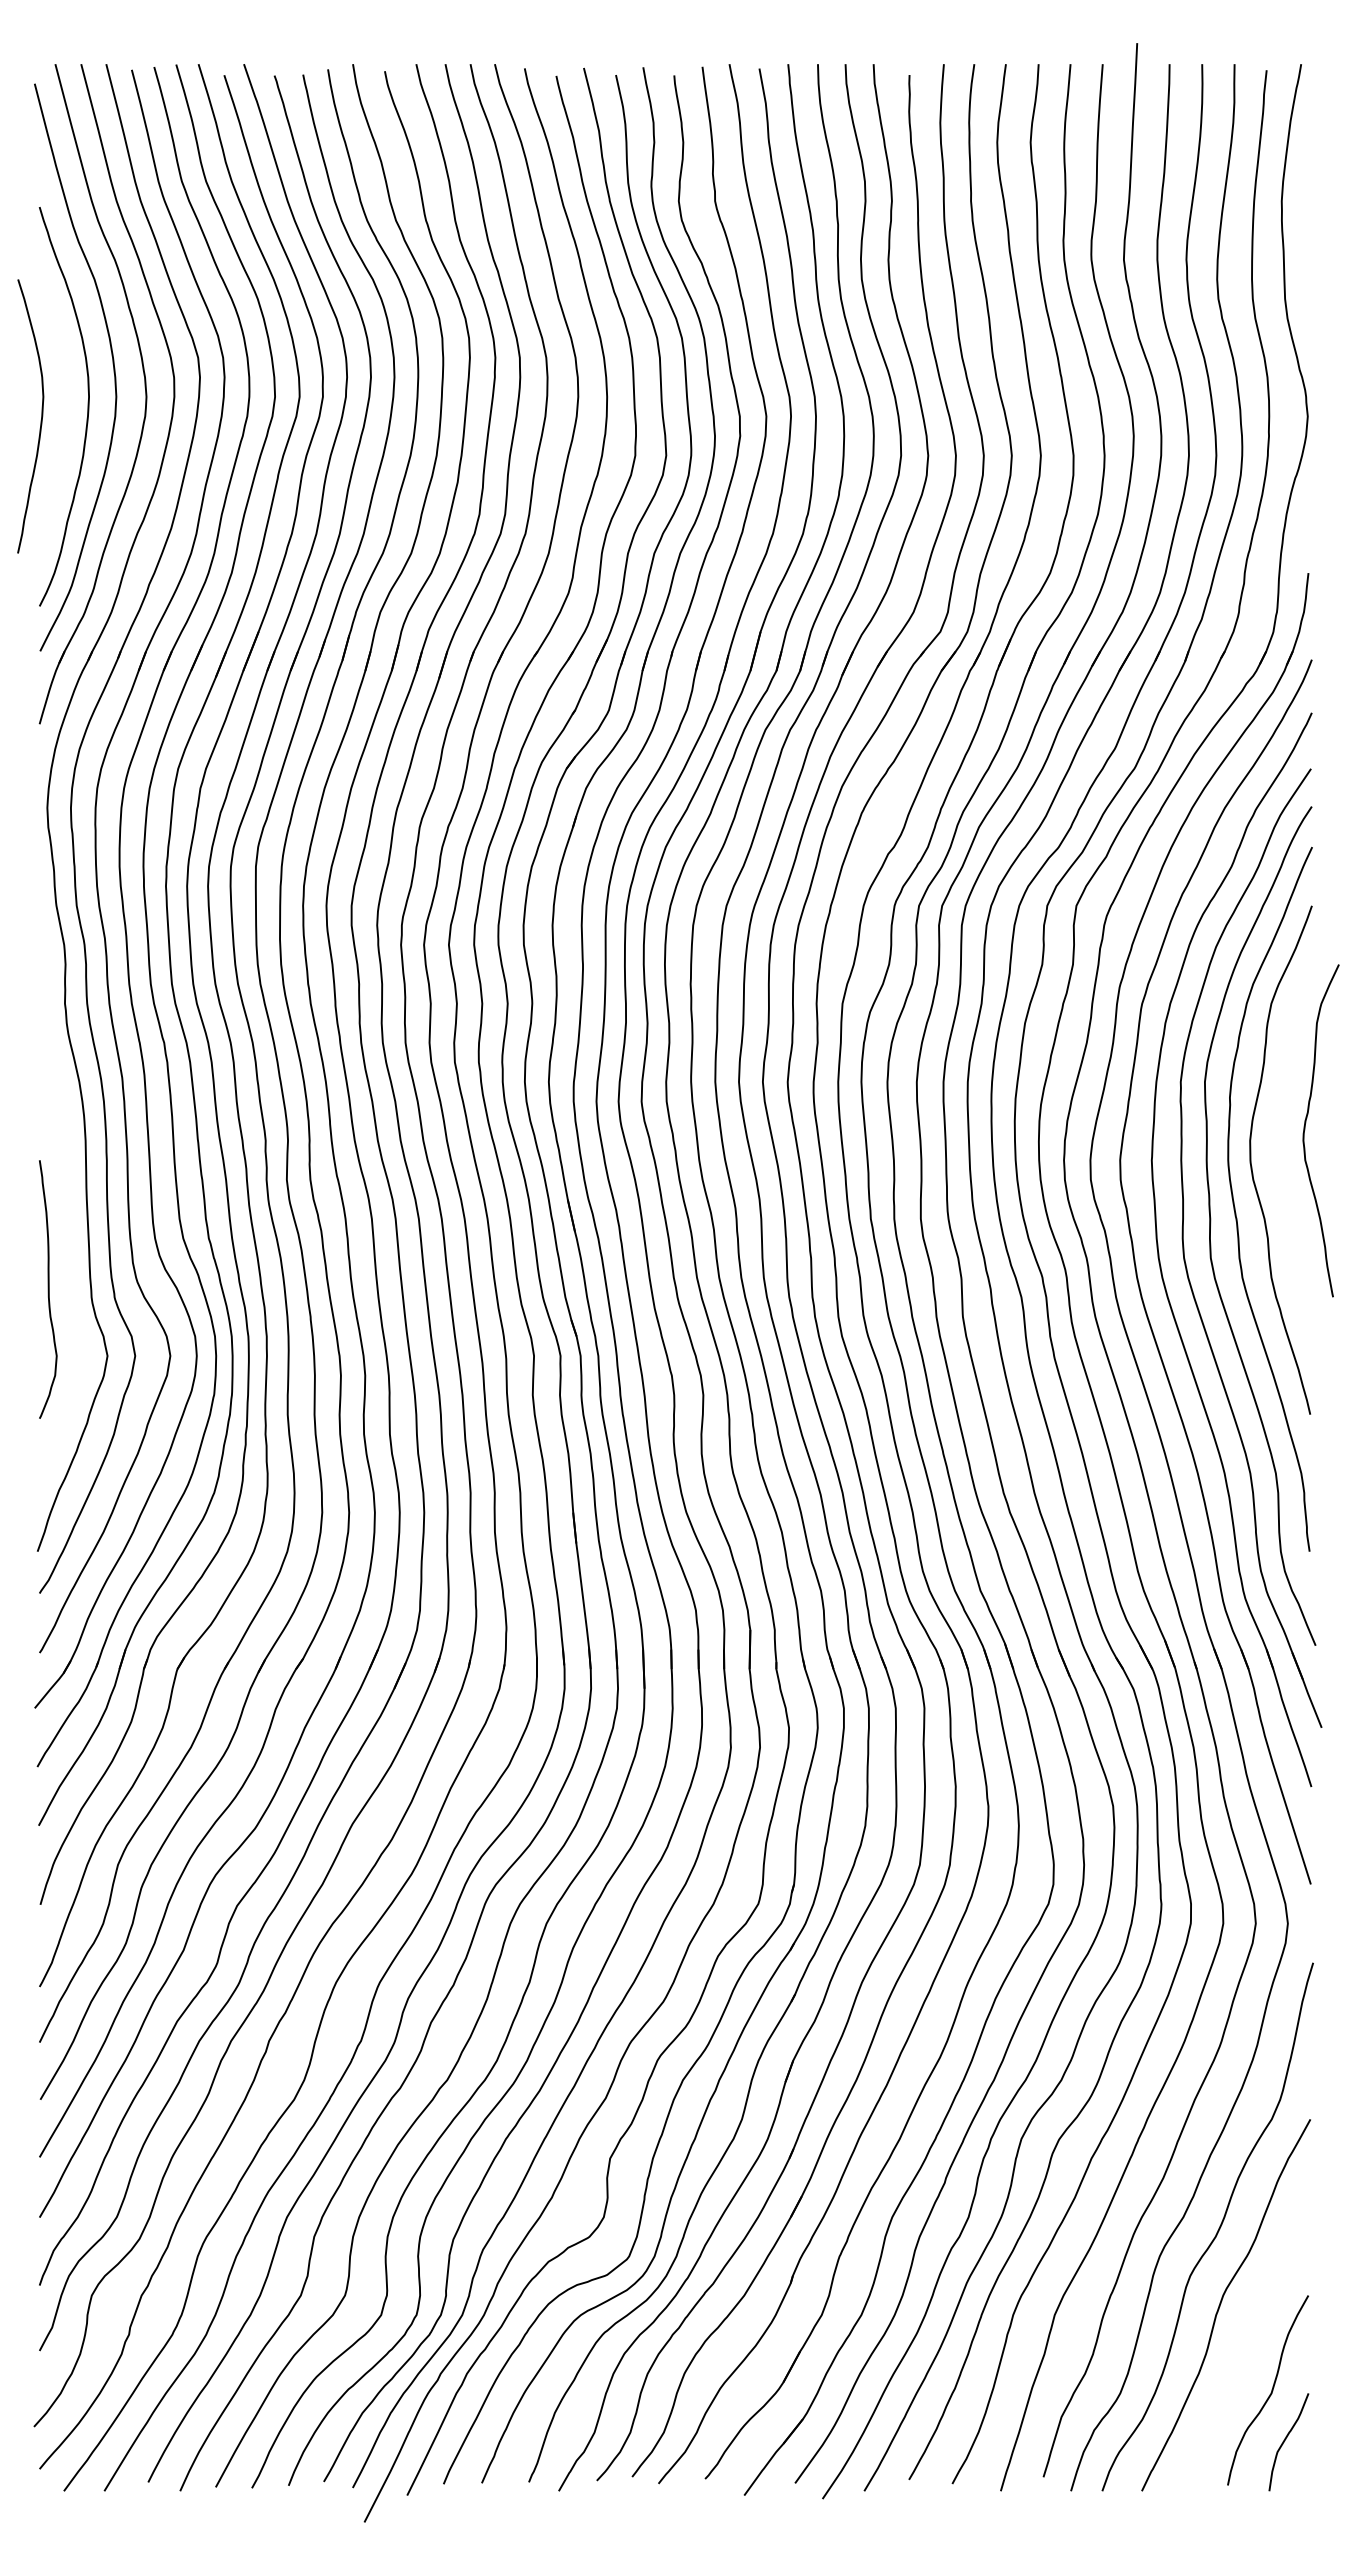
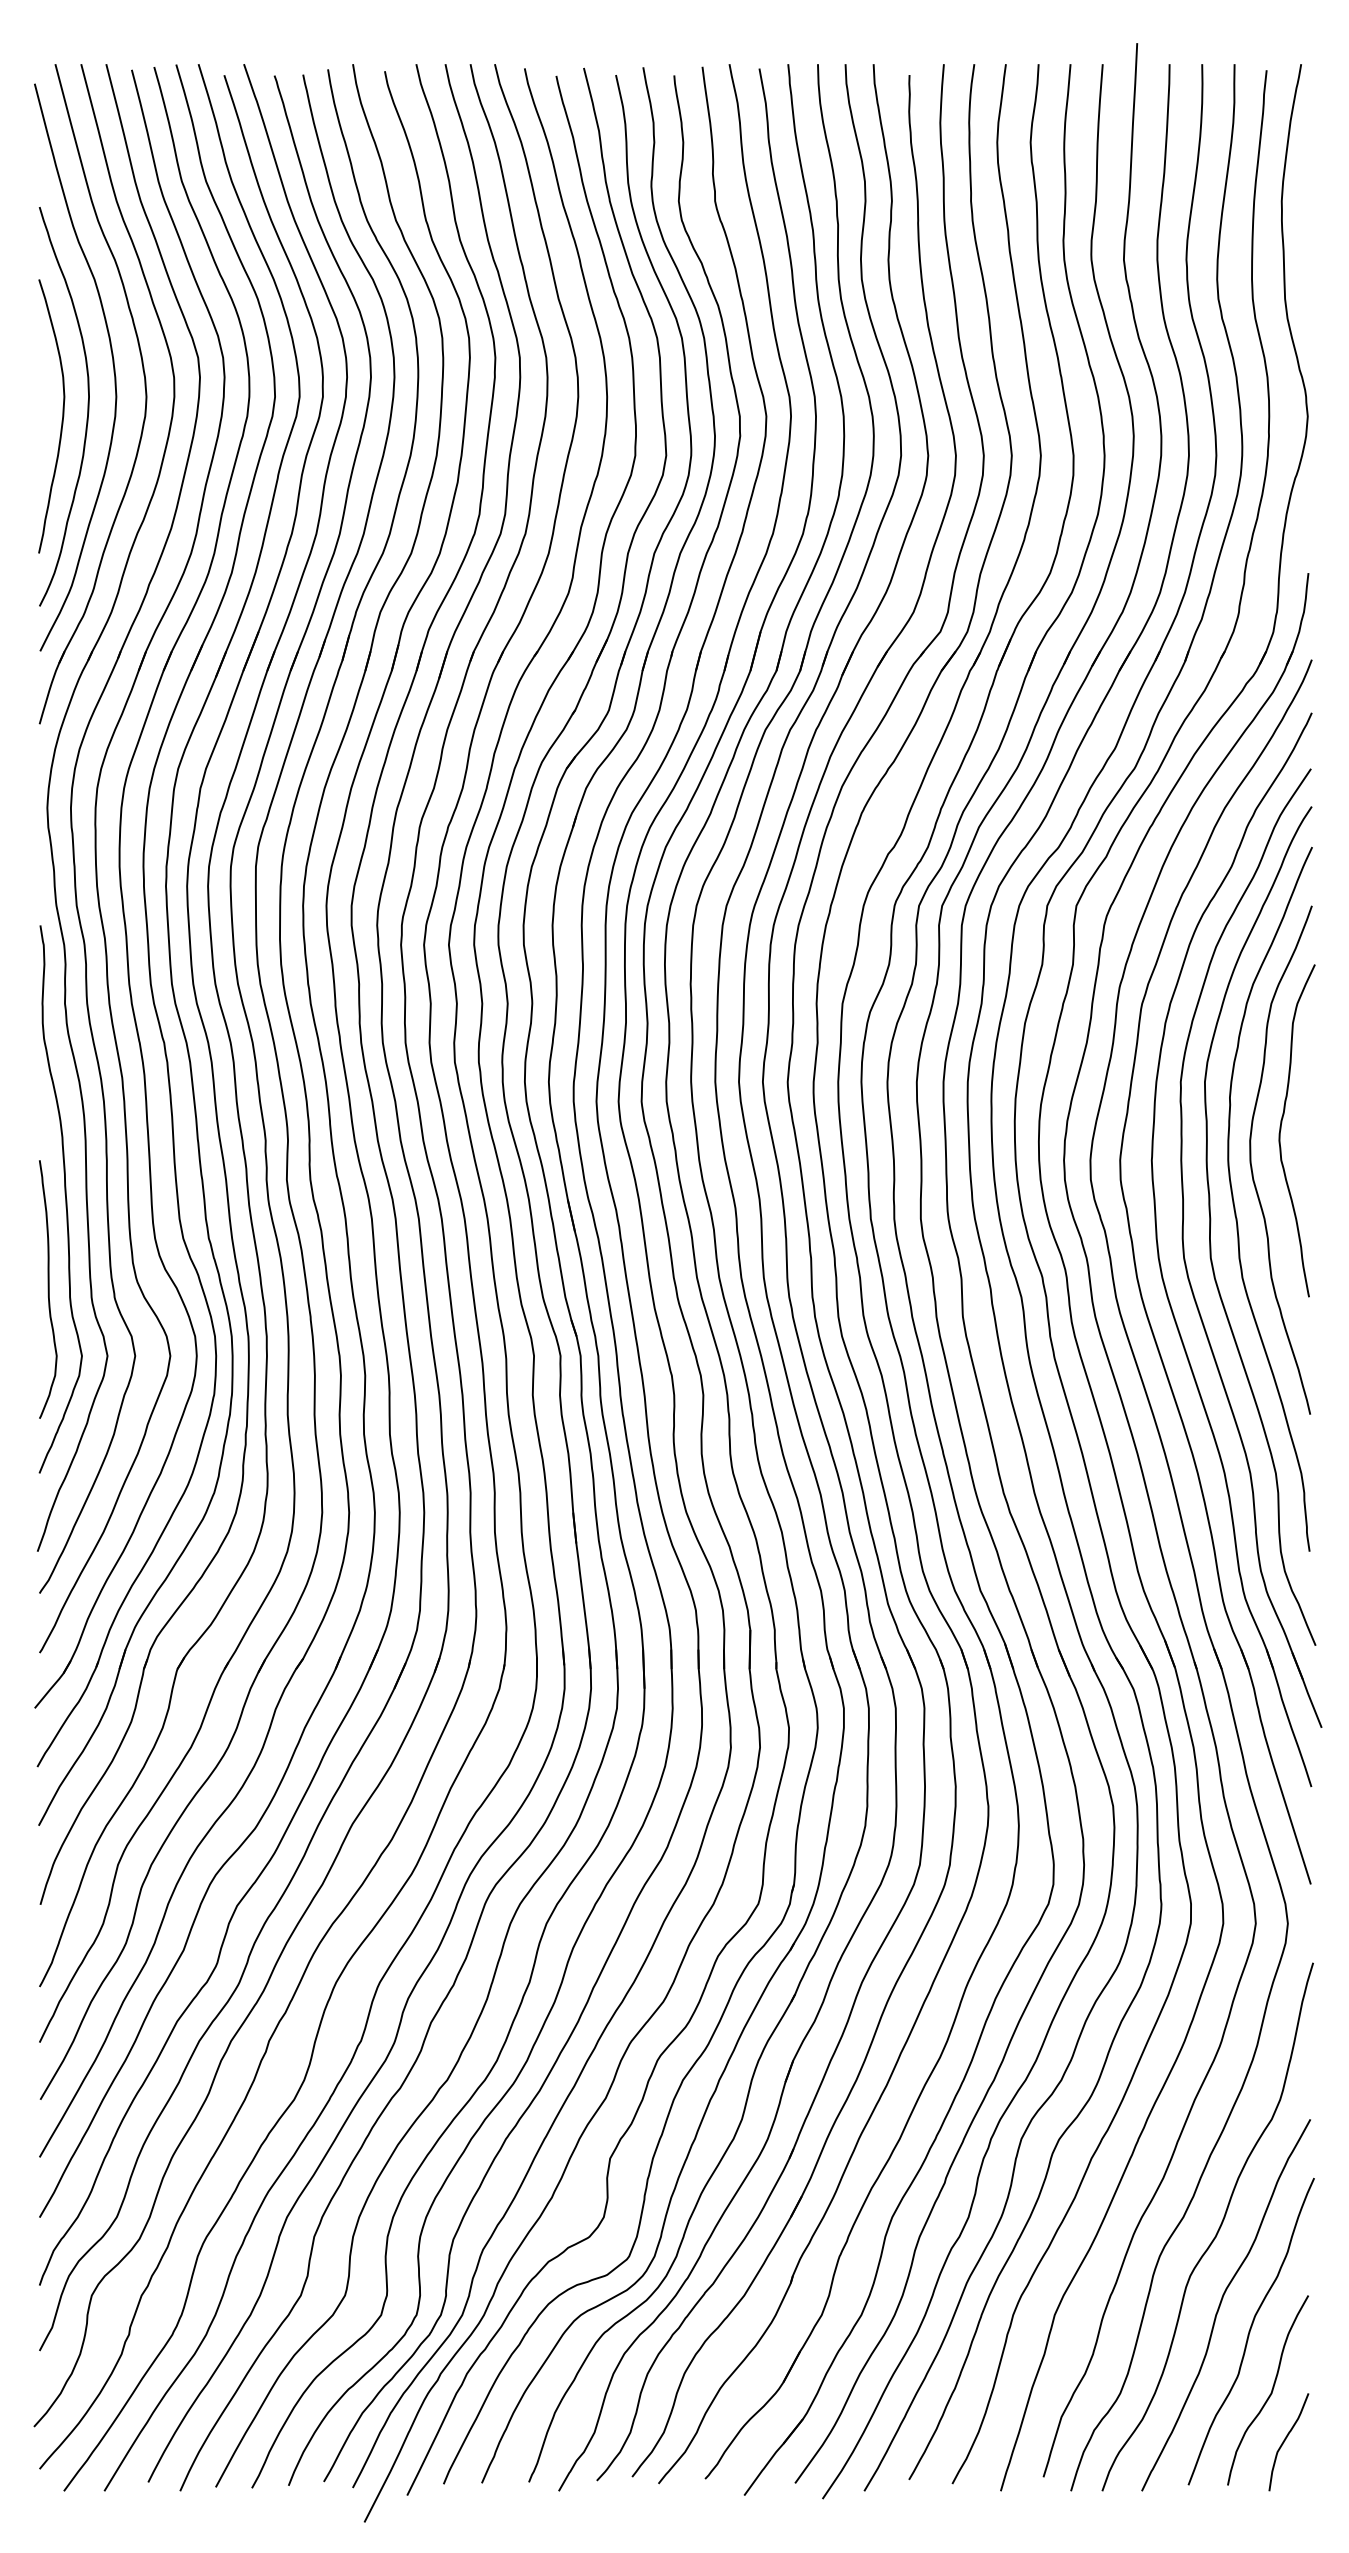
curve position: (40, 420) -> (61, 420) (61, 420)
curve position: (1305, 1130) -> (1281, 1130) (1281, 1130)
curve: none -> present (65, 1199)
curve: none -> present (1250, 2331)
